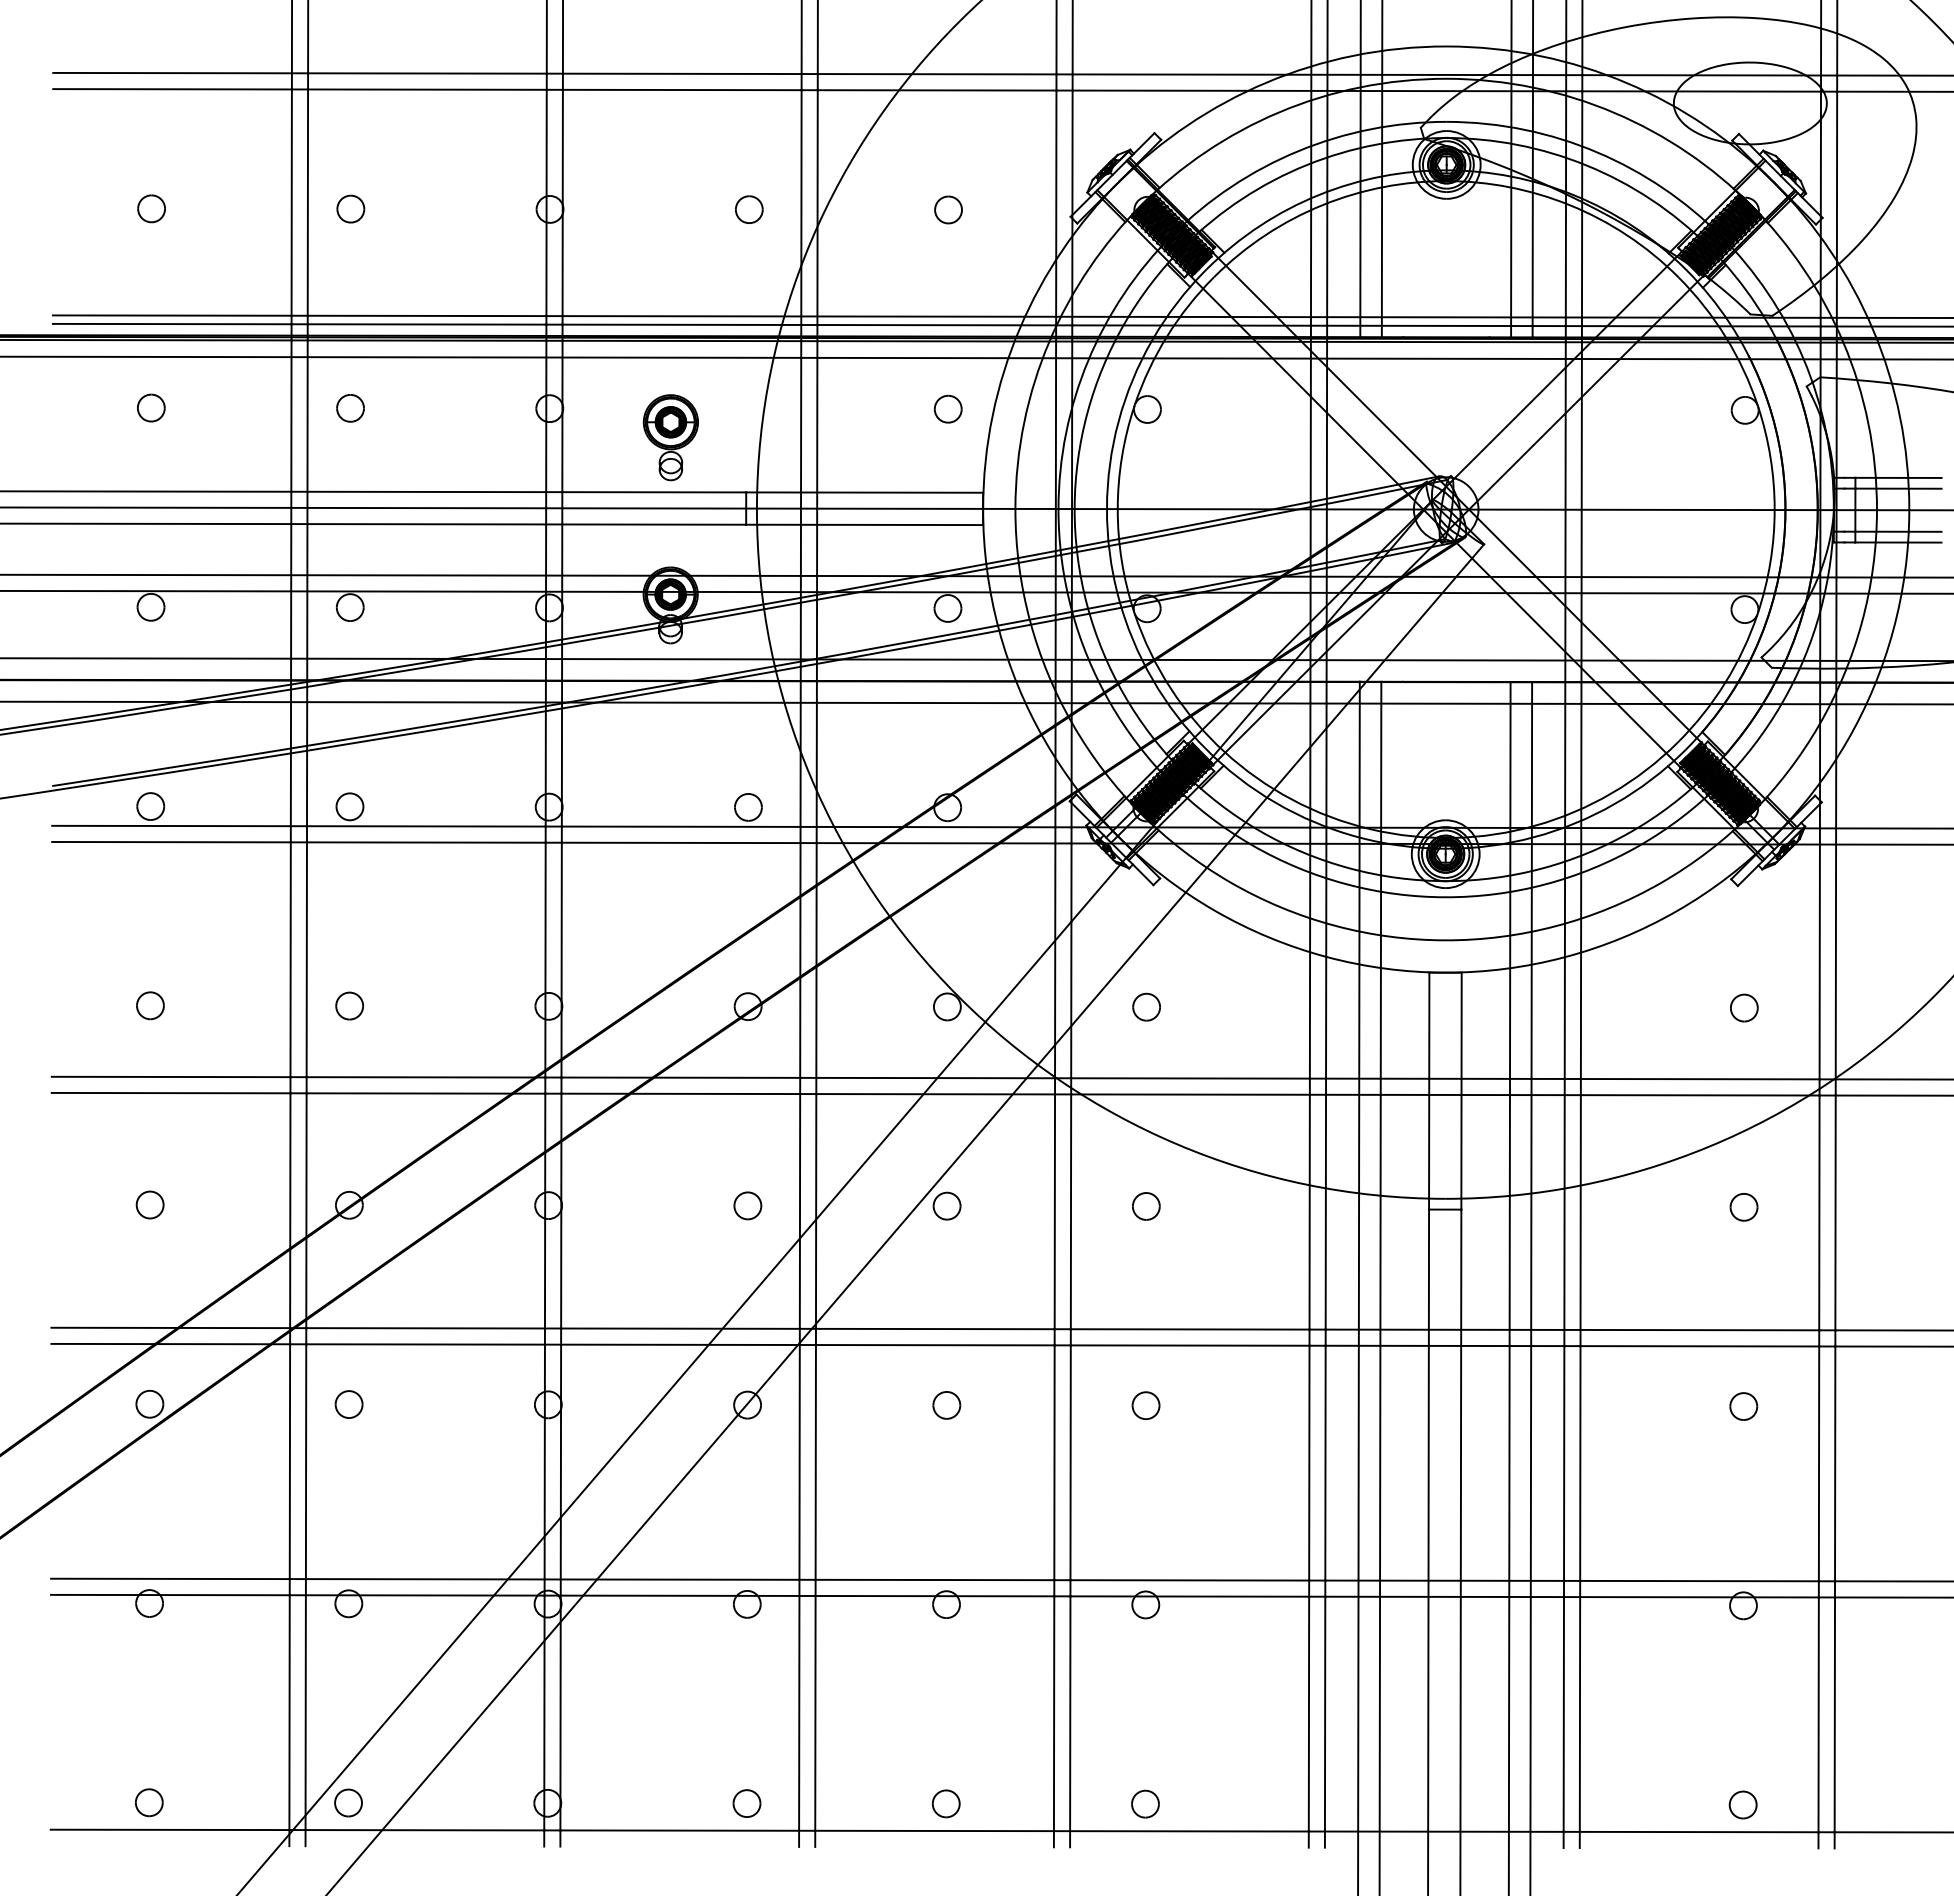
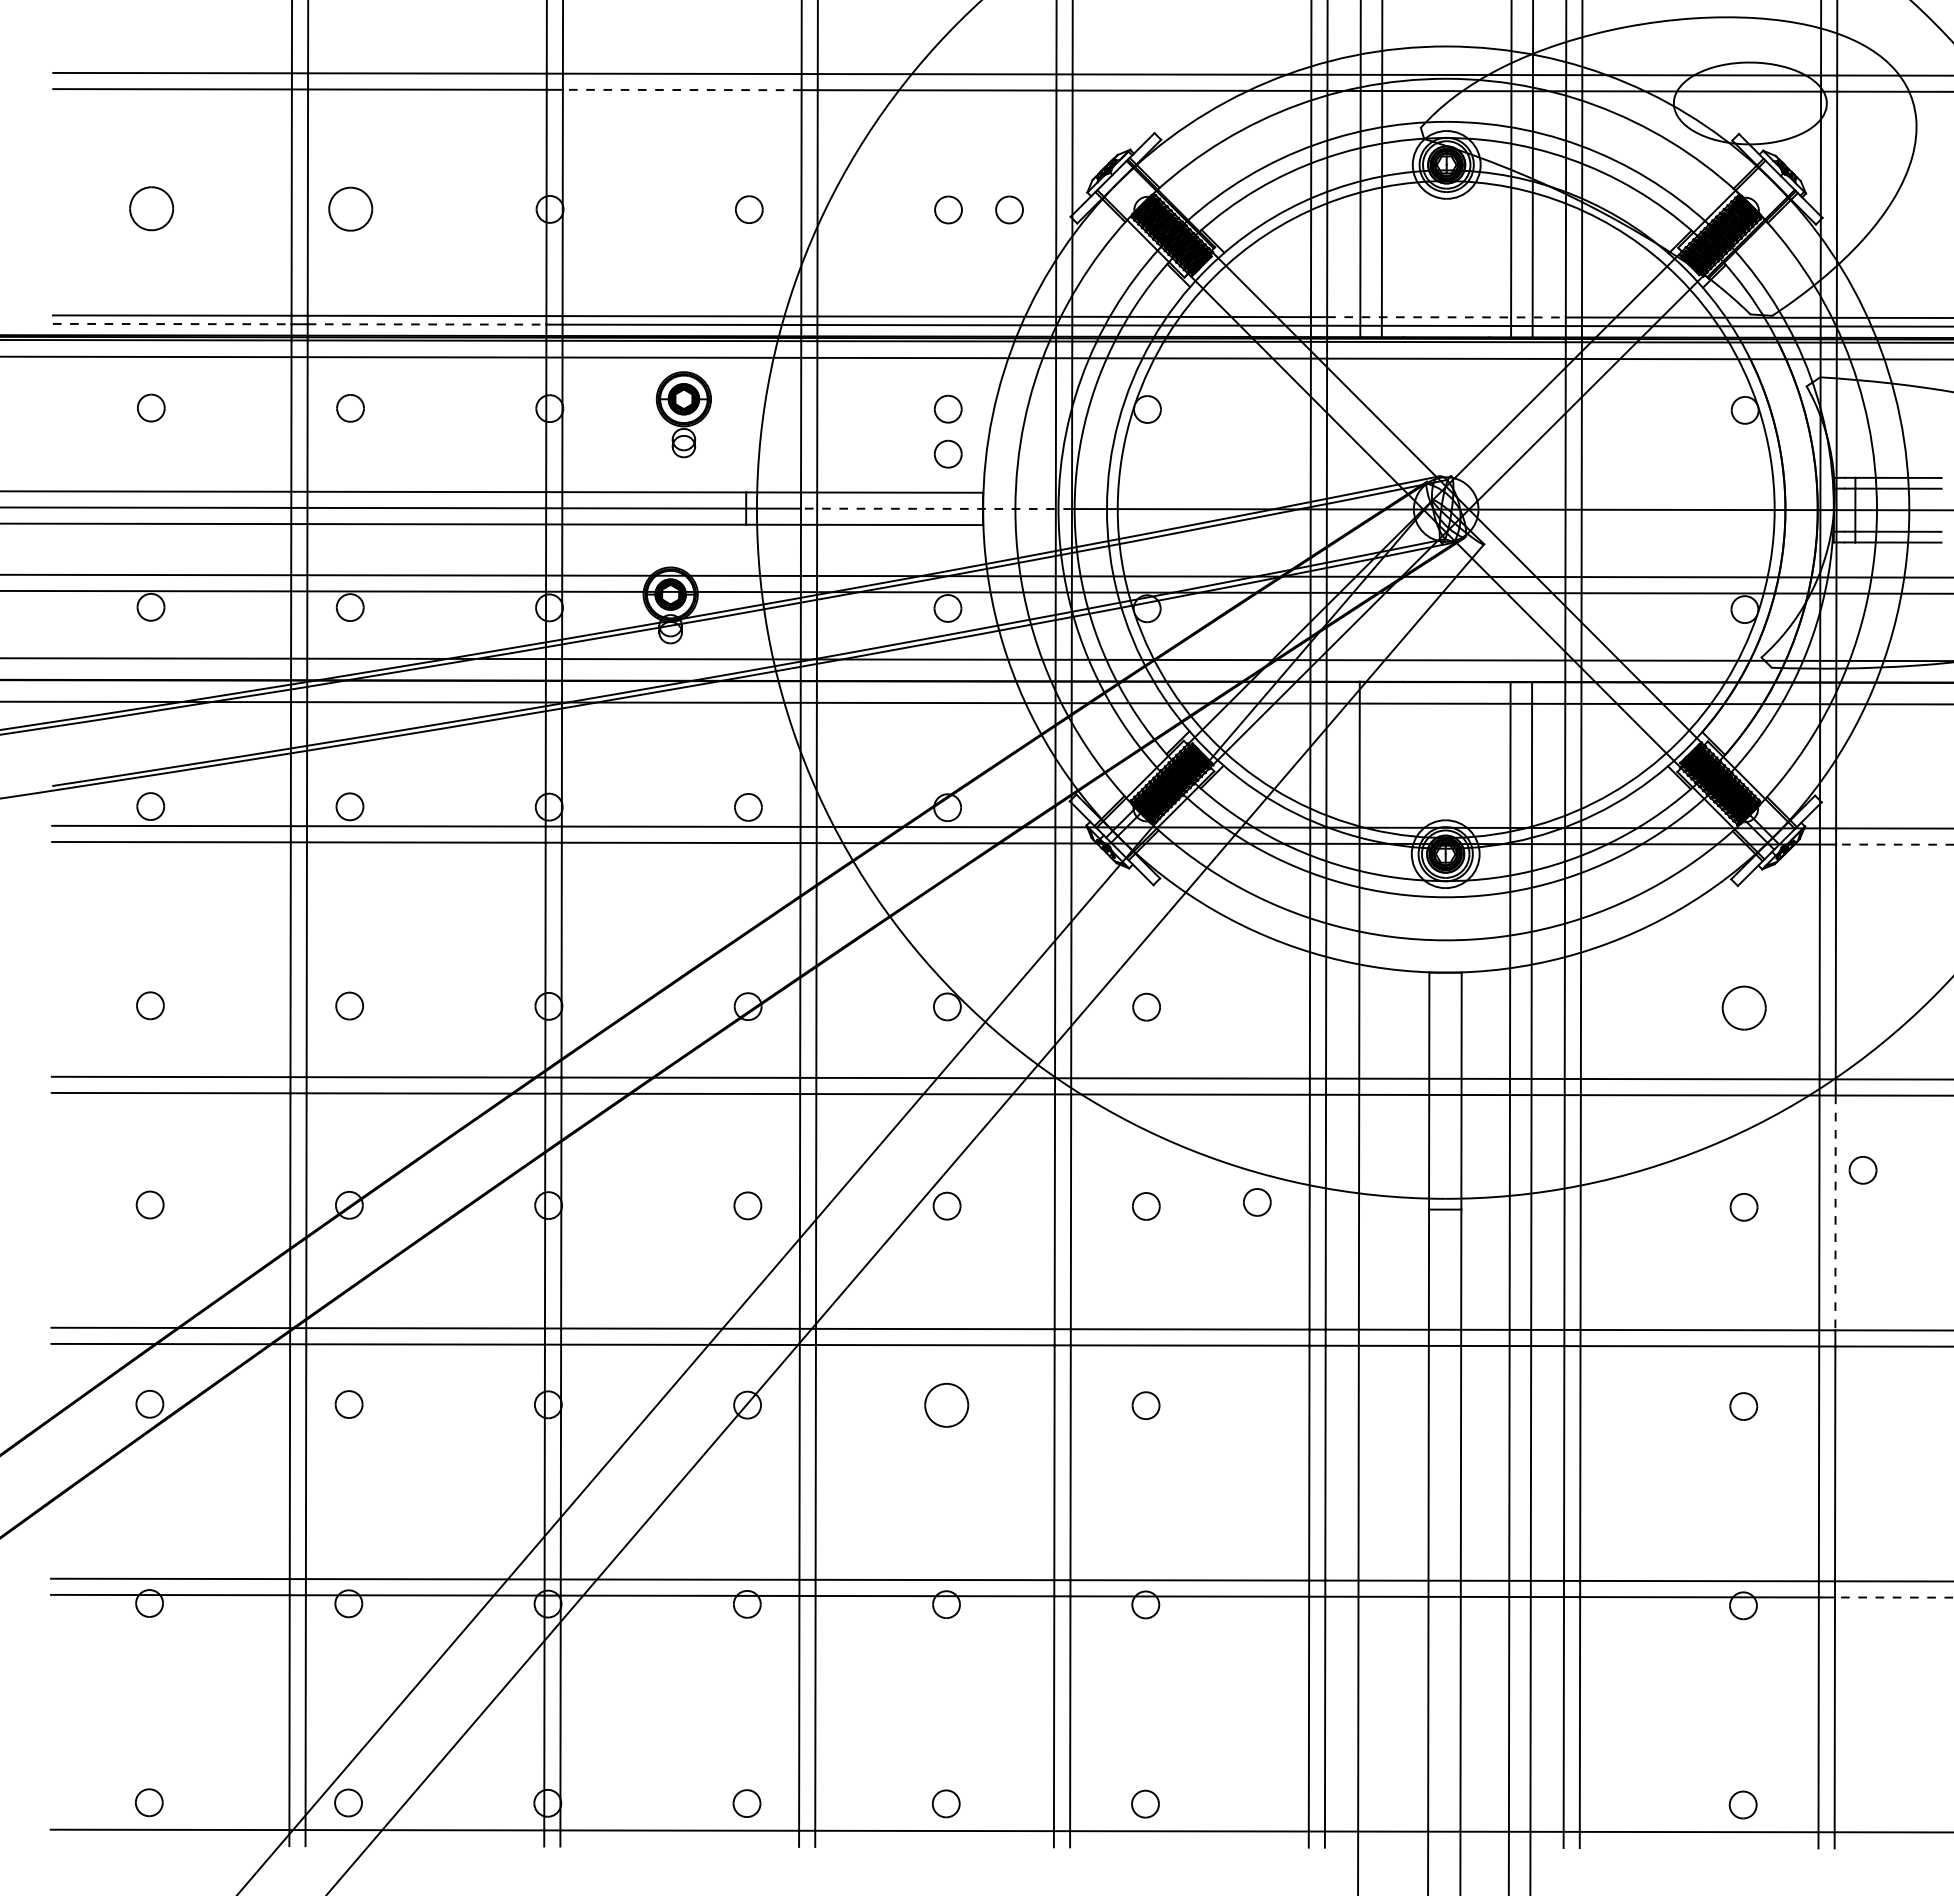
line: solid -> dashed (681, 90)
part size: 29x30 px -> 46x46 px (151, 208)
part size: 30x30 px -> 46x46 px (350, 208)
part: none -> present (1009, 209)
line: solid -> dashed (1447, 317)
line: solid -> dashed (172, 324)
line: solid -> dashed (427, 324)
part position: (670, 437) -> (683, 414) (683, 414)
part: none -> present (947, 453)
line: solid -> dashed (936, 508)
line: solid -> dashed (1895, 844)
part size: 29x30 px -> 46x46 px (1743, 1007)
part: none -> present (1862, 1170)
part: none -> present (1257, 1202)
line: solid -> dashed (1835, 1213)
line: present -> none (1380, 1286)
part size: 30x29 px -> 46x45 px (946, 1405)
line: solid -> dashed (1893, 1597)
